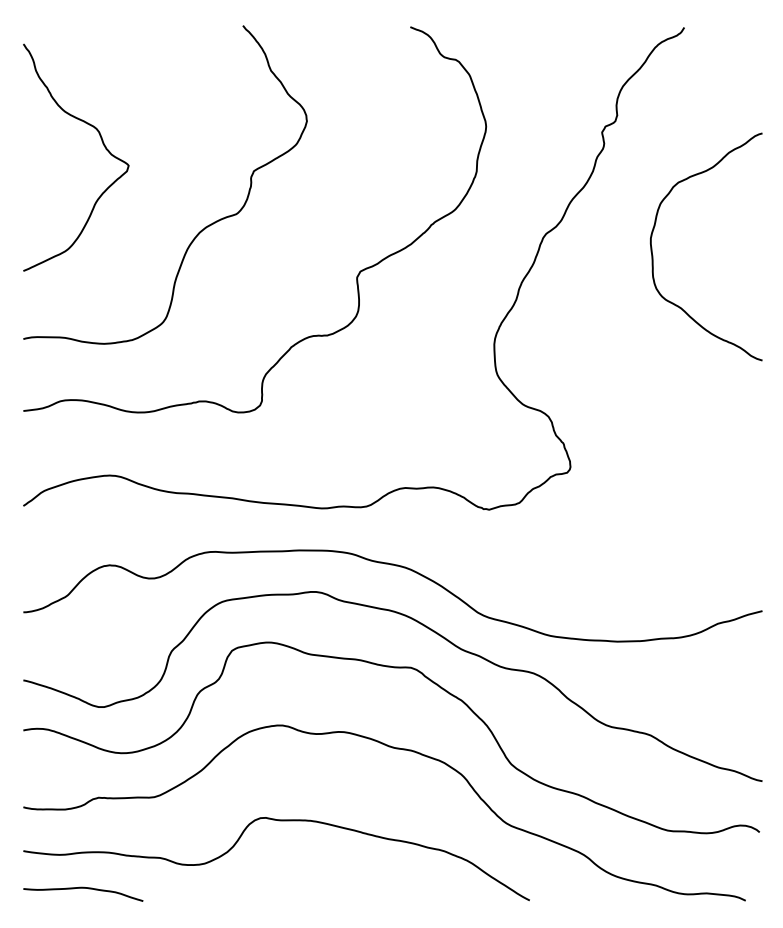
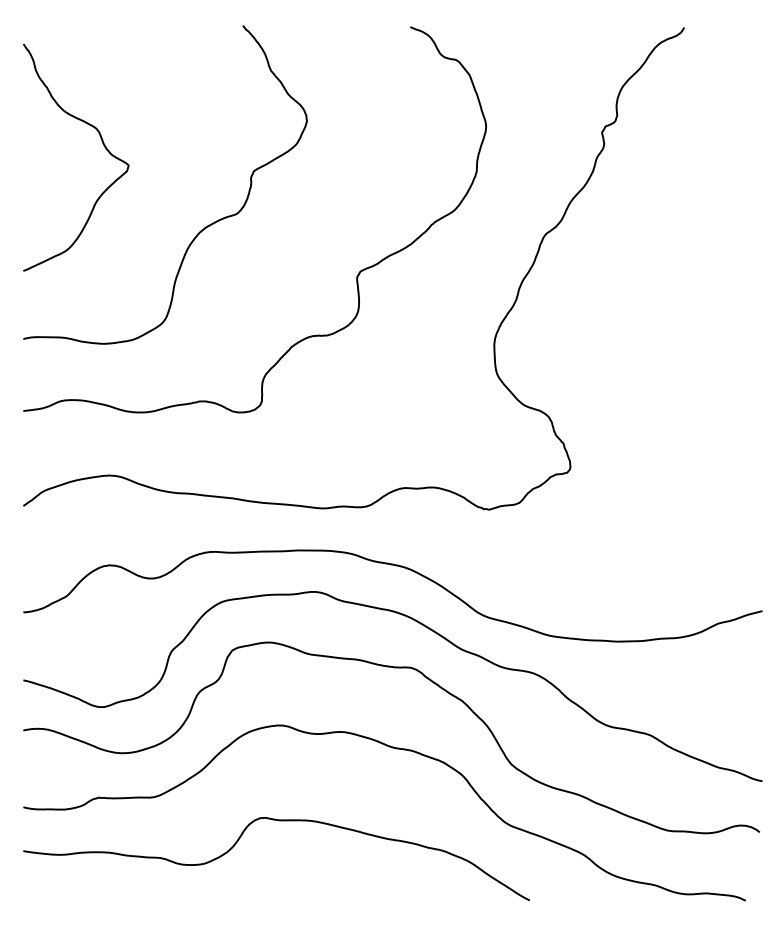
curve: present -> none (653, 255)
curve: present -> none (83, 888)
